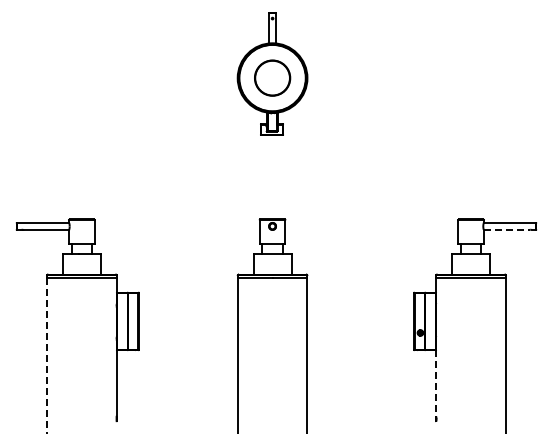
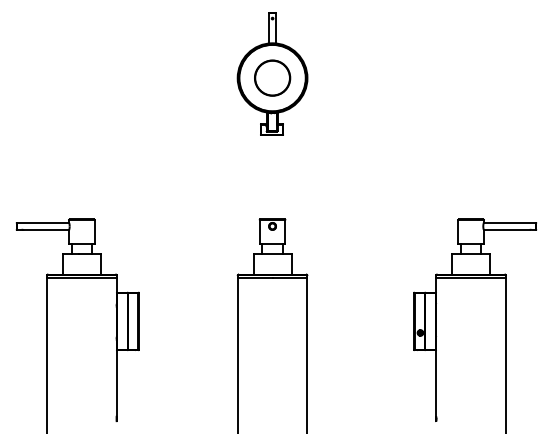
line: dashed -> solid (506, 229)
line: dashed -> solid (47, 356)
line: dashed -> solid (436, 383)
